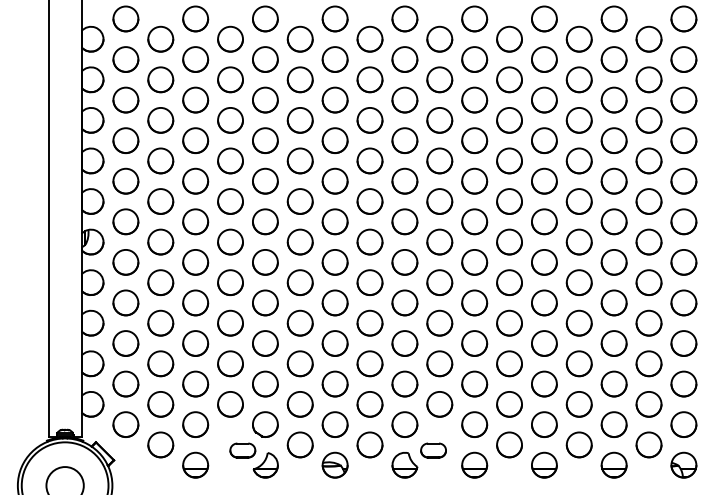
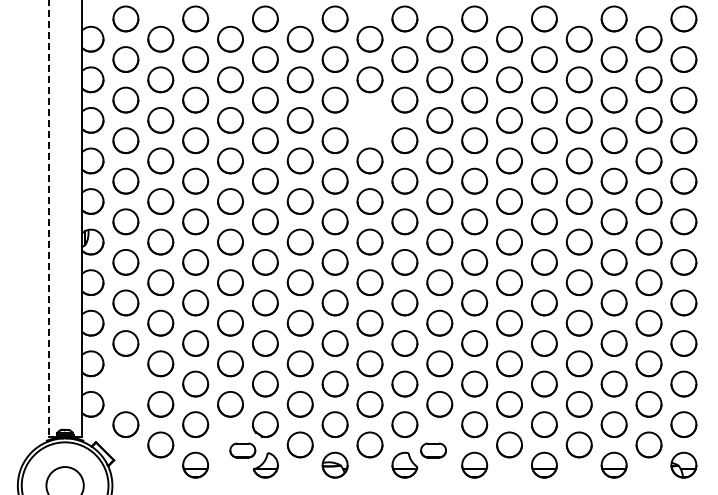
part: present -> none (369, 120)
line: solid -> dashed (48, 219)
part: present -> none (125, 383)
